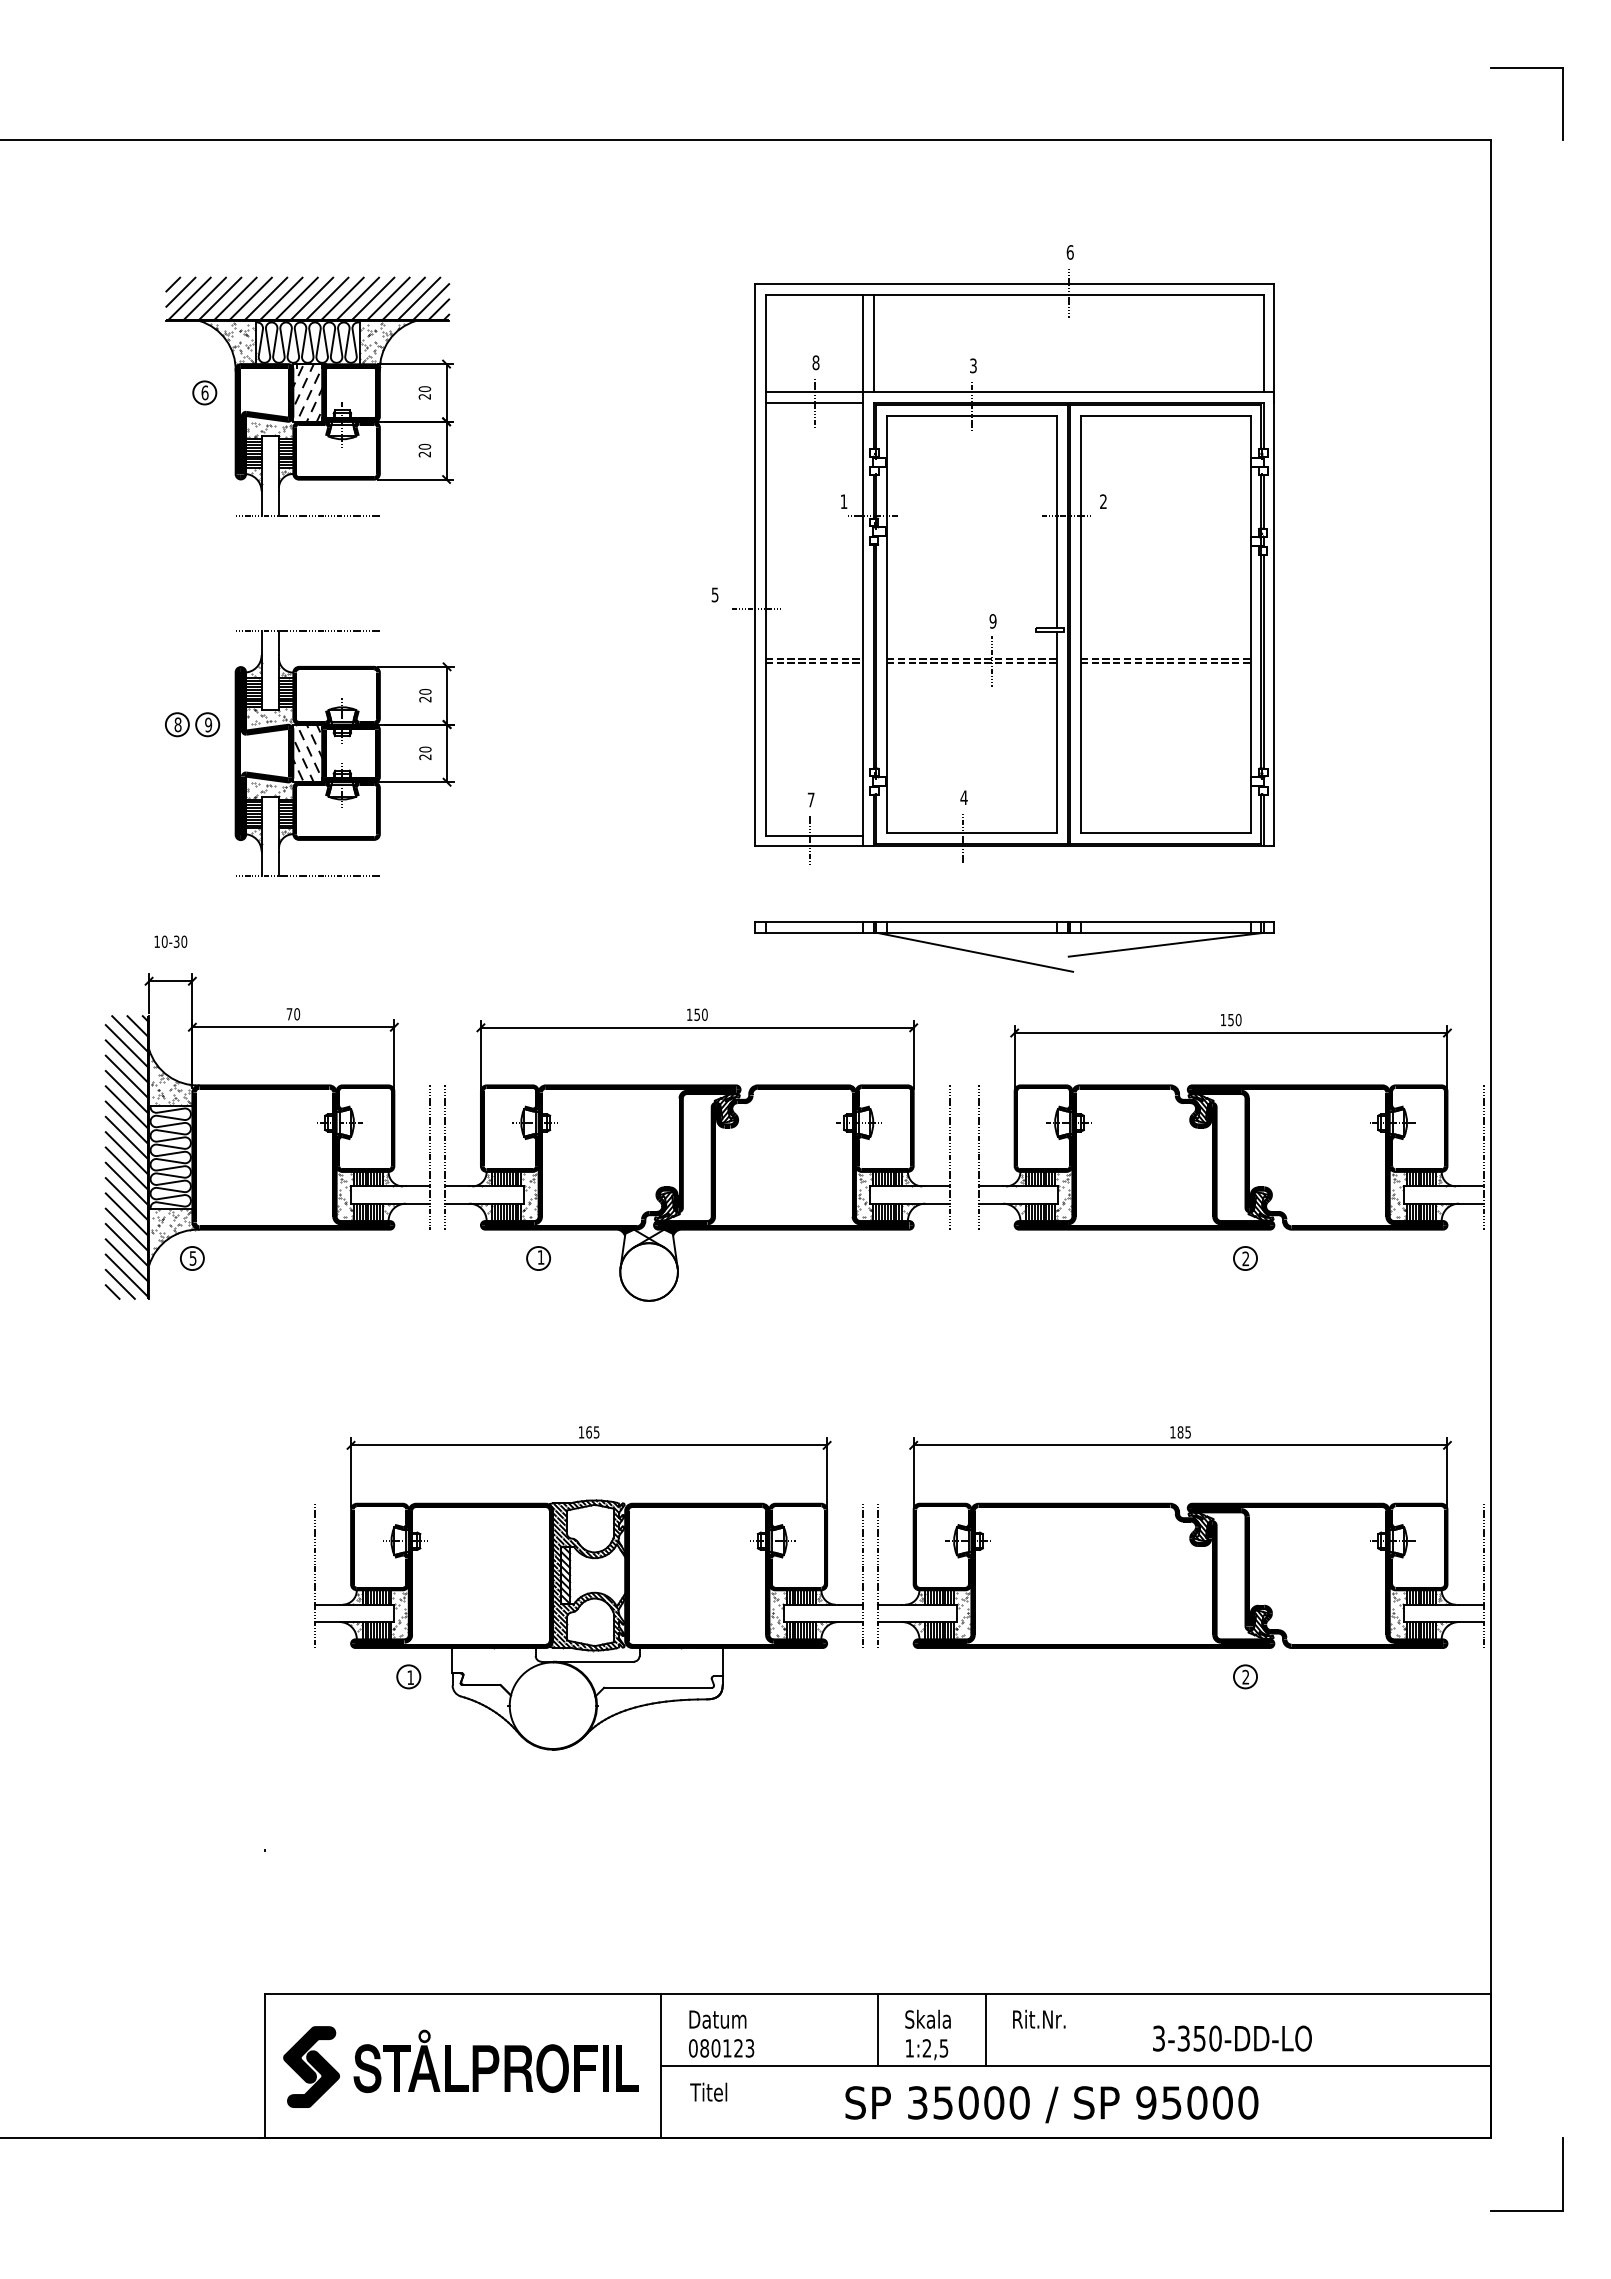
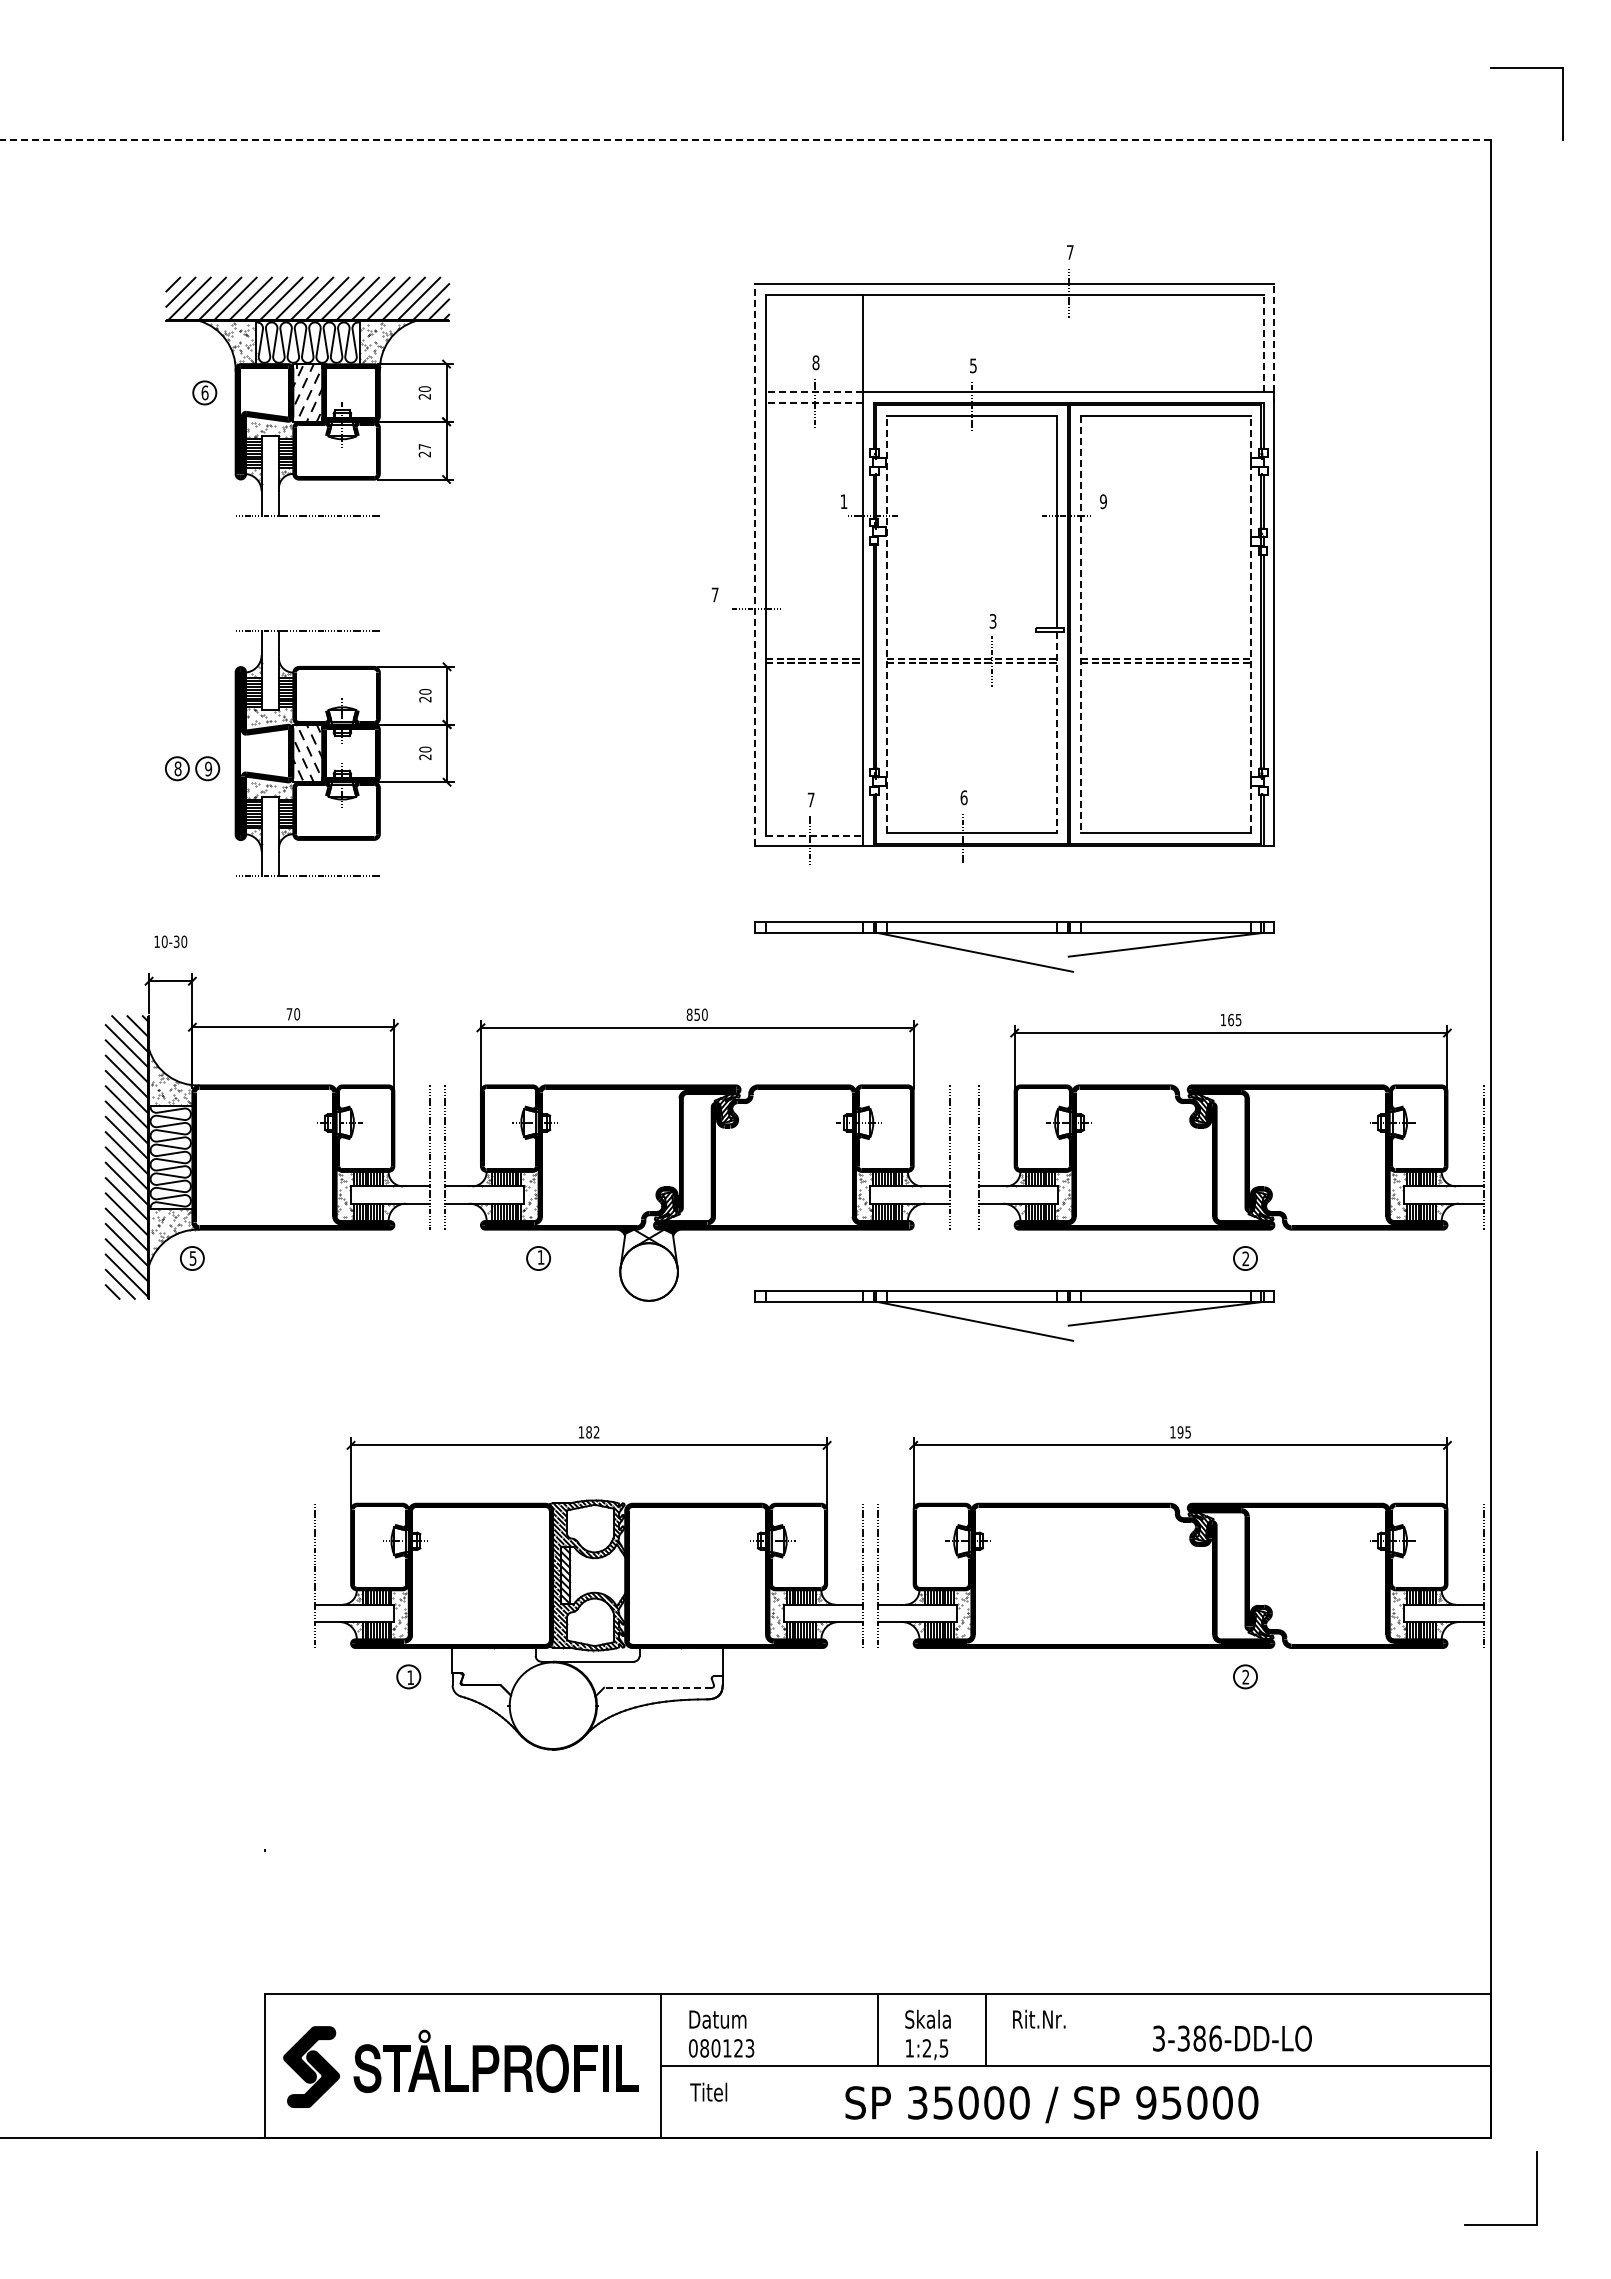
line: solid -> dashed (744, 140)
text: 6 -> 7 (1069, 252)
line: present -> none (874, 342)
line: solid -> dashed (1263, 343)
line: solid -> dashed (1274, 343)
text: 3 -> 5 (973, 365)
line: solid -> dashed (814, 391)
line: solid -> dashed (814, 402)
text: 20 -> 27 (424, 446)
text: 2 -> 9 (1103, 501)
line: solid -> dashed (755, 564)
text: 5 -> 7 (714, 594)
text: 9 -> 3 (992, 621)
line: solid -> dashed (887, 624)
line: solid -> dashed (1080, 624)
line: solid -> dashed (1250, 624)
part position: (192, 724) -> (192, 768) (192, 768)
line: solid -> dashed (1056, 732)
text: 4 -> 6 (963, 797)
line: solid -> dashed (814, 835)
text: 150 -> 850 (689, 1014)
text: 150 -> 165 (1234, 1019)
part: none -> present (1012, 1327)
text: 165 -> 182 (592, 1432)
text: 185 -> 195 (1180, 1432)
line: solid -> dashed (658, 1687)
text: 3-350-DD-LO -> 3-386-DD-LO (1207, 2038)
part position: (1562, 2174) -> (1536, 2188) (1536, 2188)
